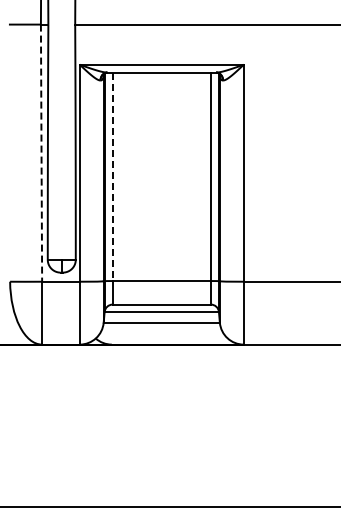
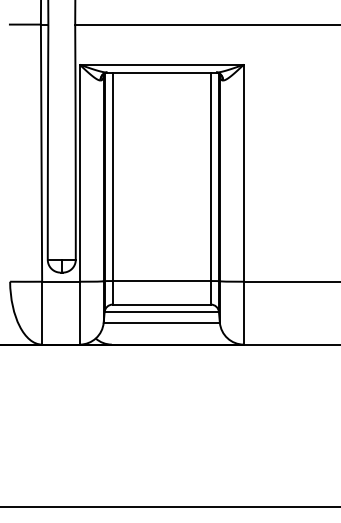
line: dashed -> solid (41, 153)
line: dashed -> solid (112, 177)
